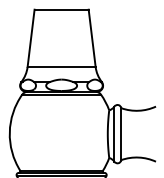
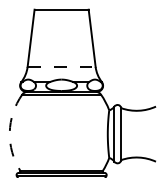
line: solid -> dashed (62, 66)
arc: solid -> dashed (9, 132)
